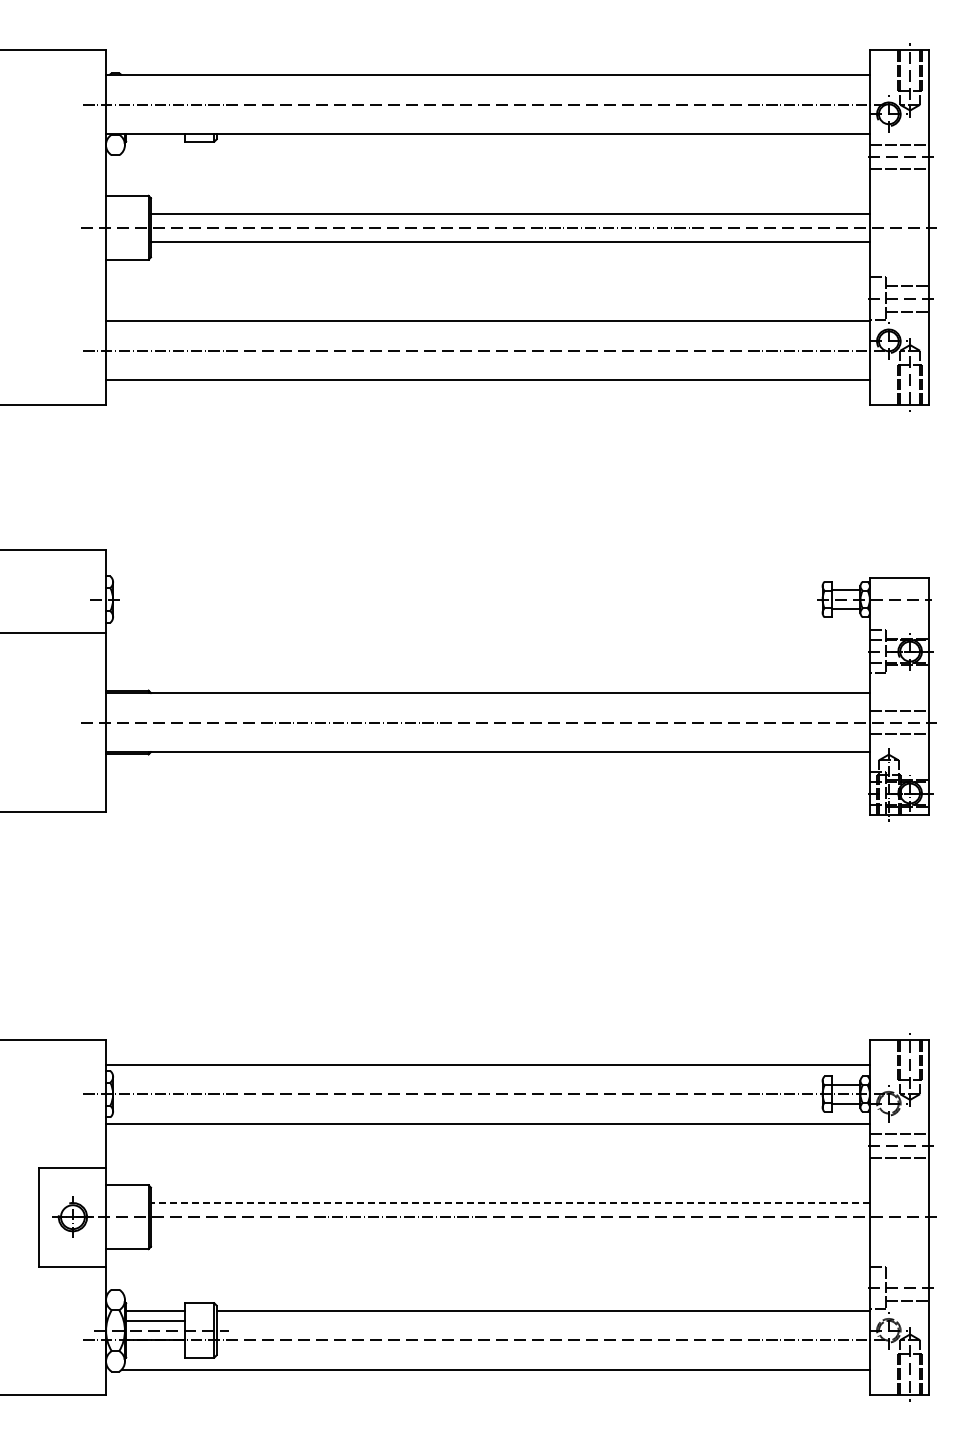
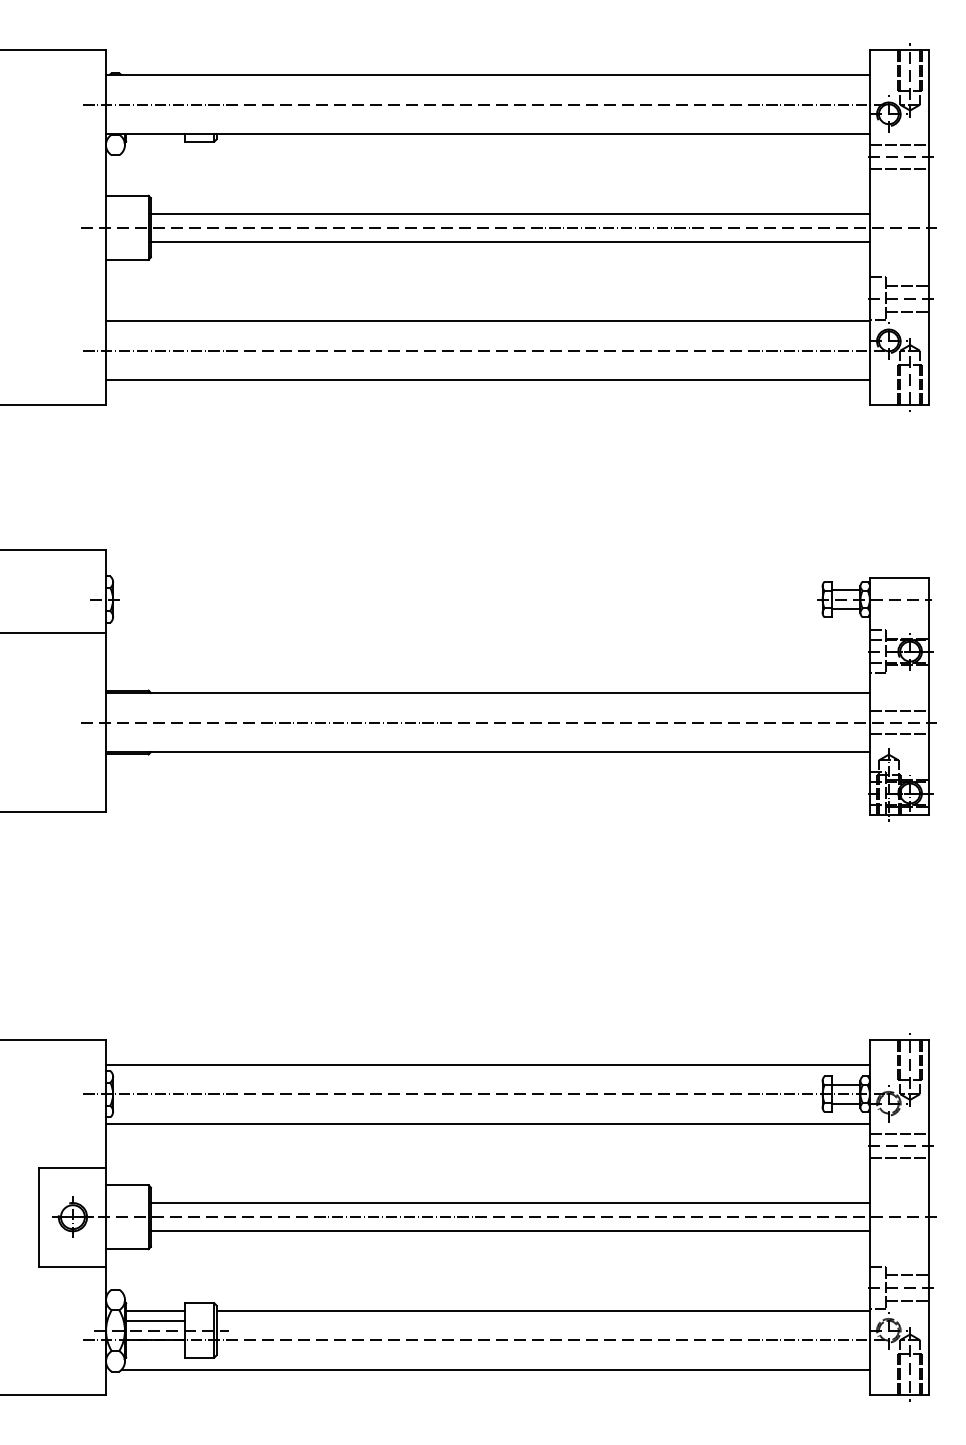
line: dashed -> solid (509, 1202)
line: none -> present (509, 1231)
line: none -> present (907, 1275)
